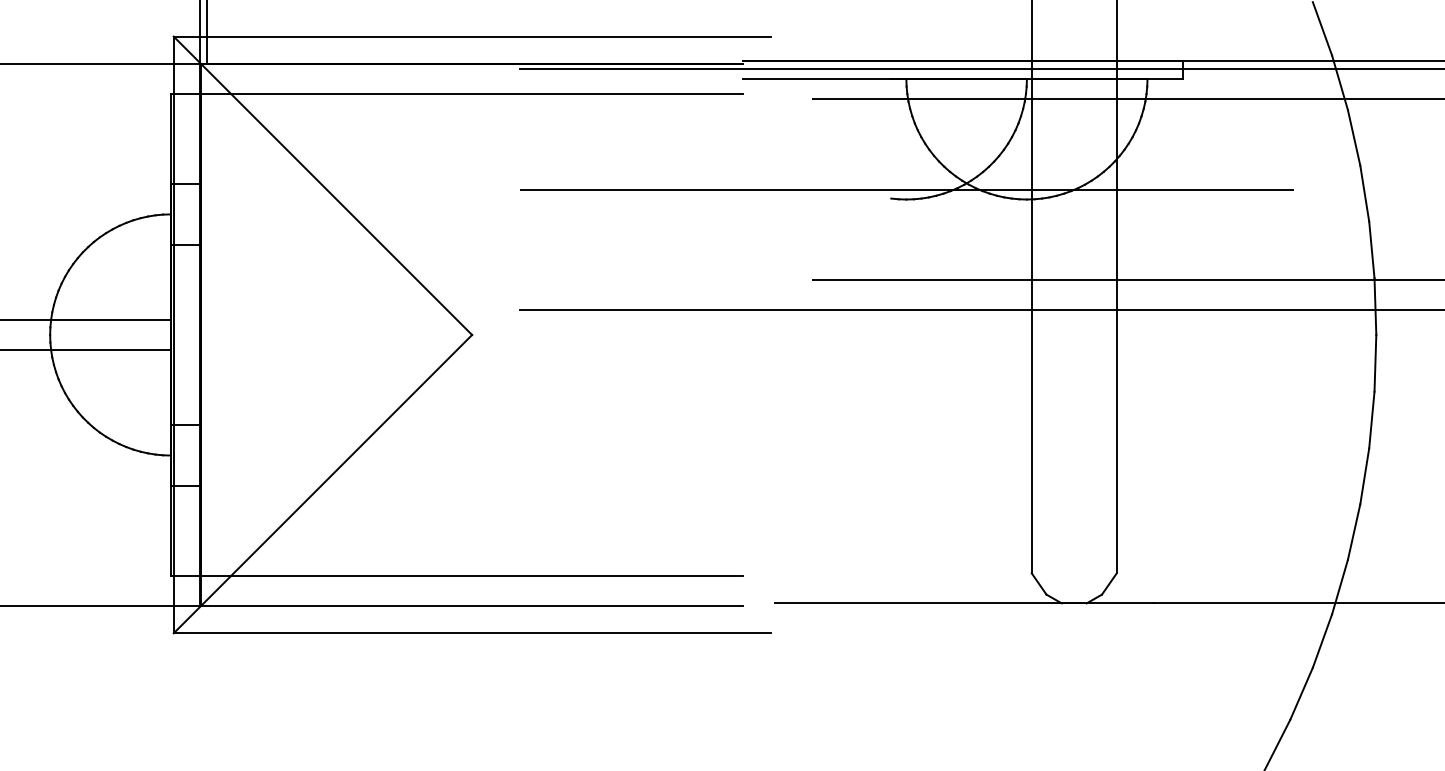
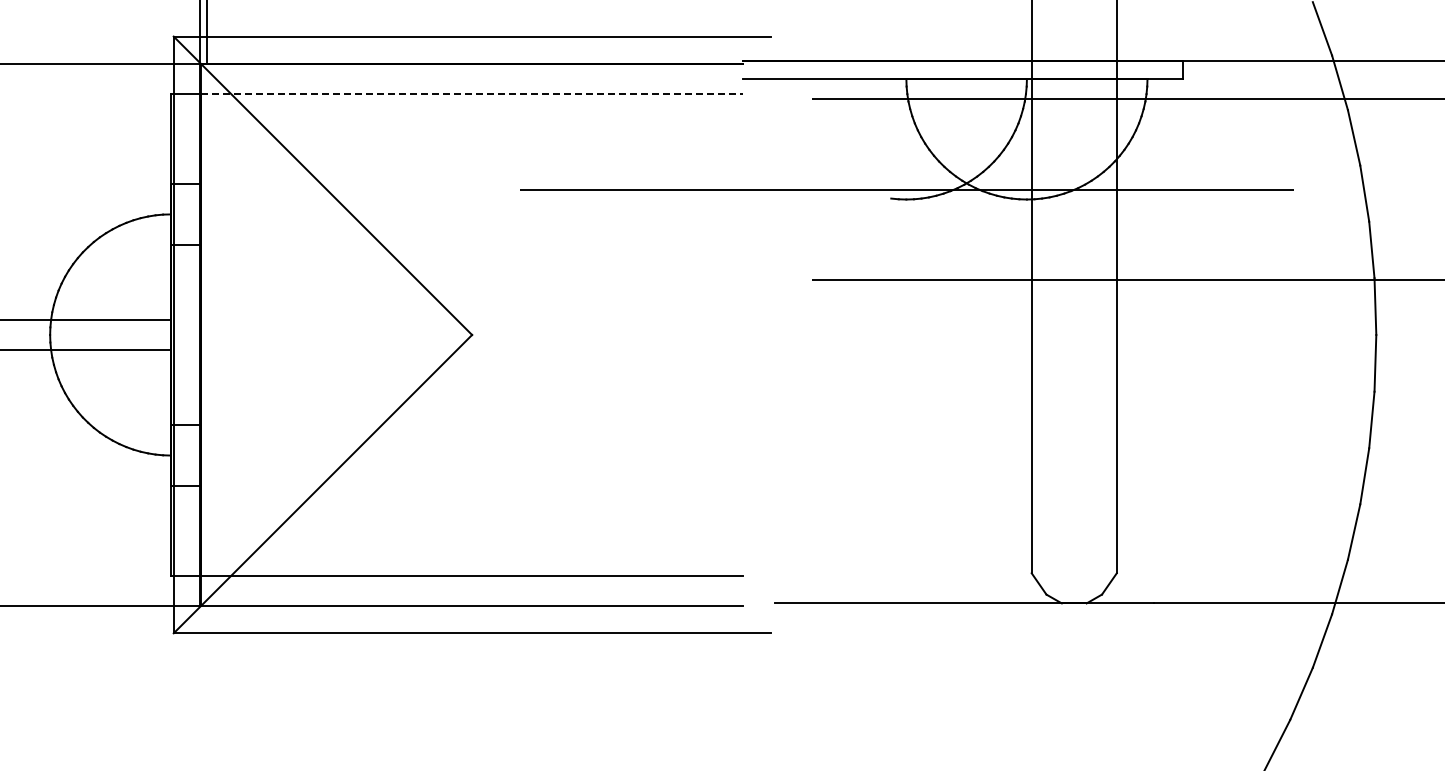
line: present -> none (980, 69)
line: solid -> dashed (472, 93)
line: present -> none (980, 310)
